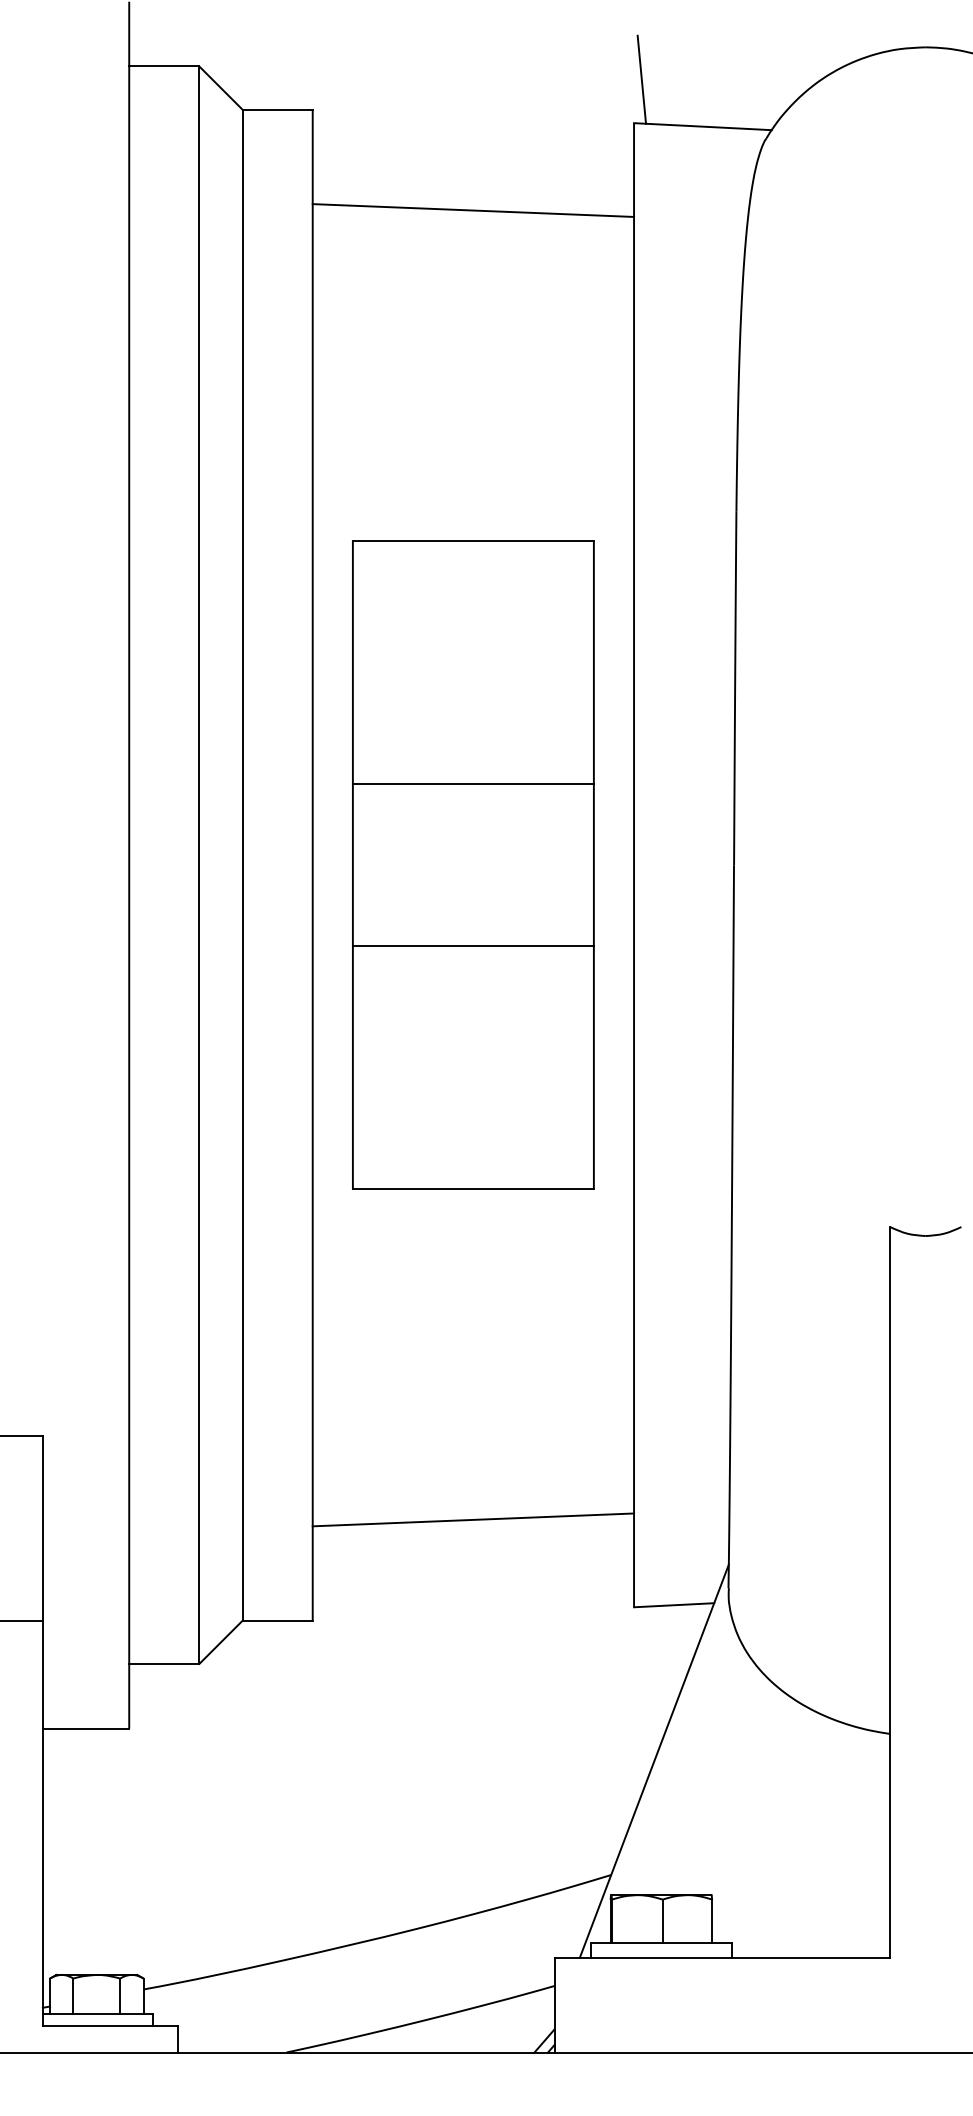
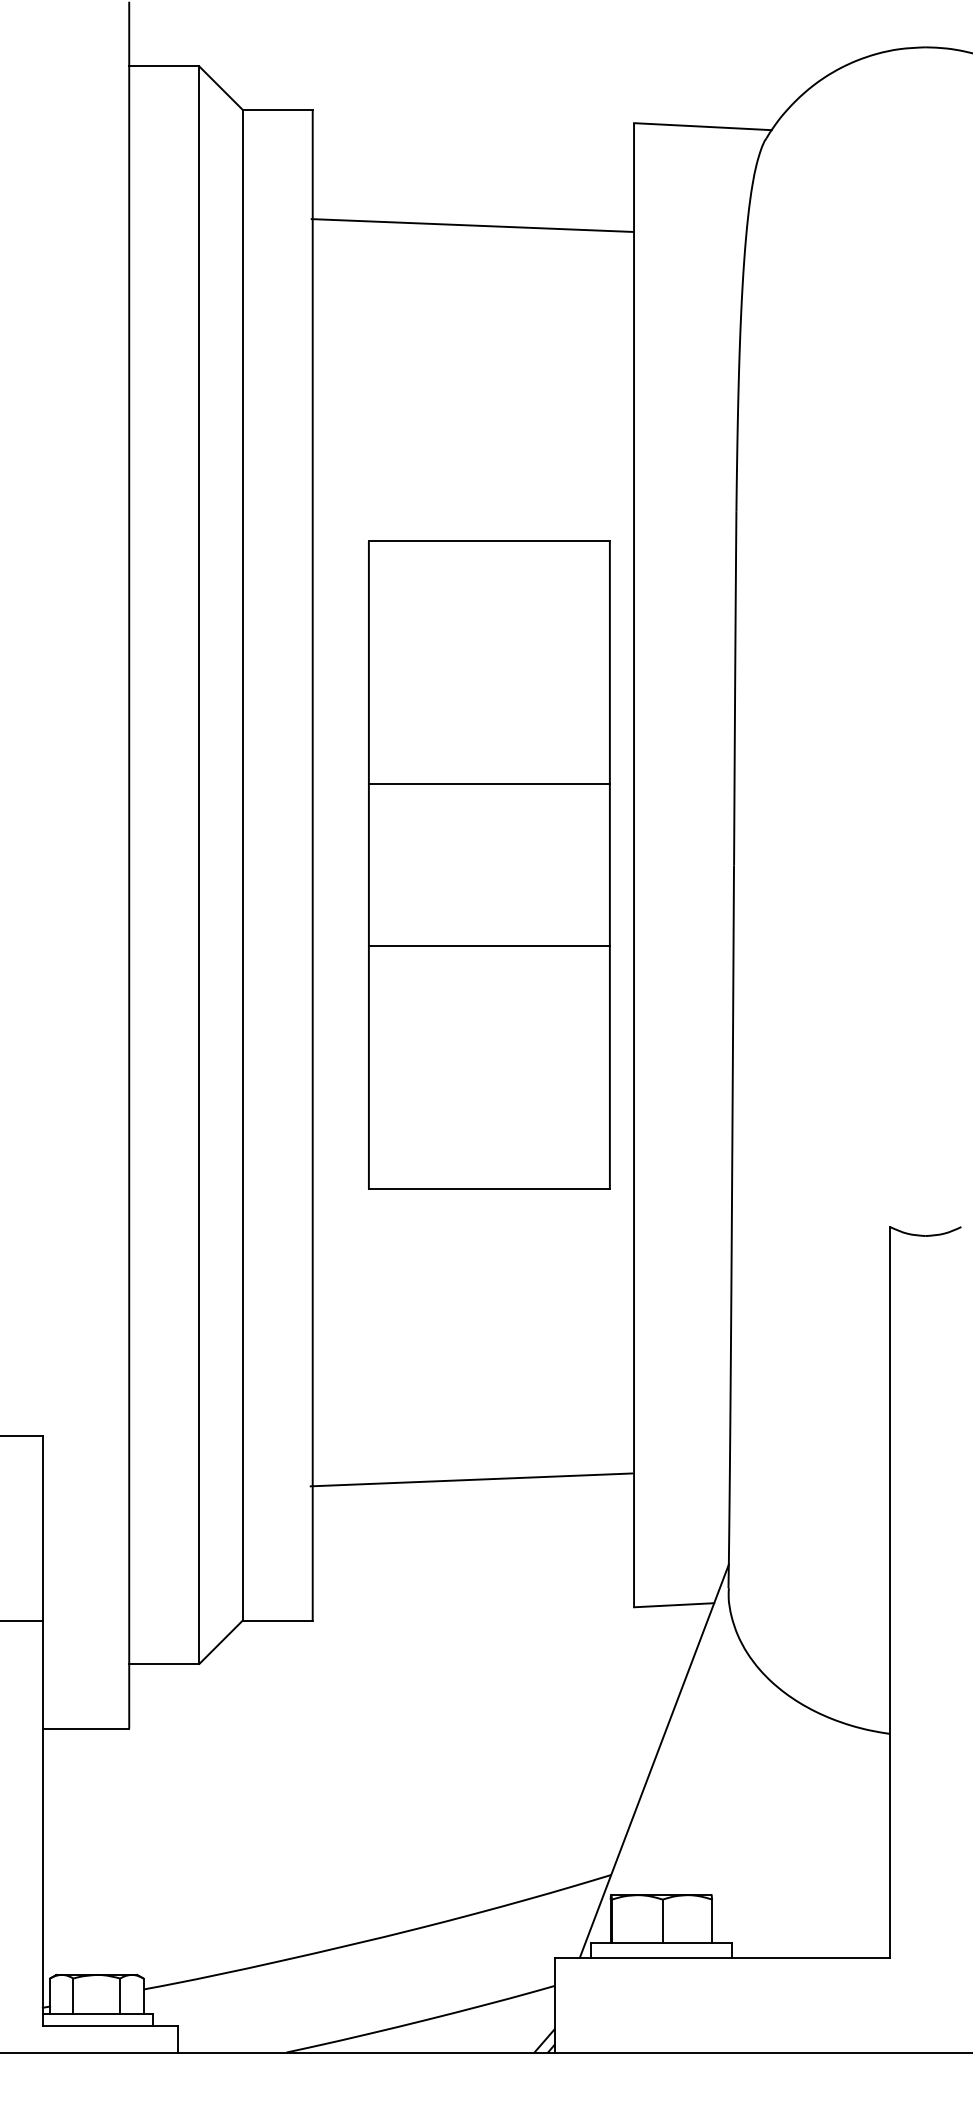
line: present -> none (641, 79)
line position: (473, 210) -> (472, 225) (472, 225)
part position: (473, 864) -> (489, 864) (489, 864)
line position: (473, 1519) -> (471, 1479) (471, 1479)
